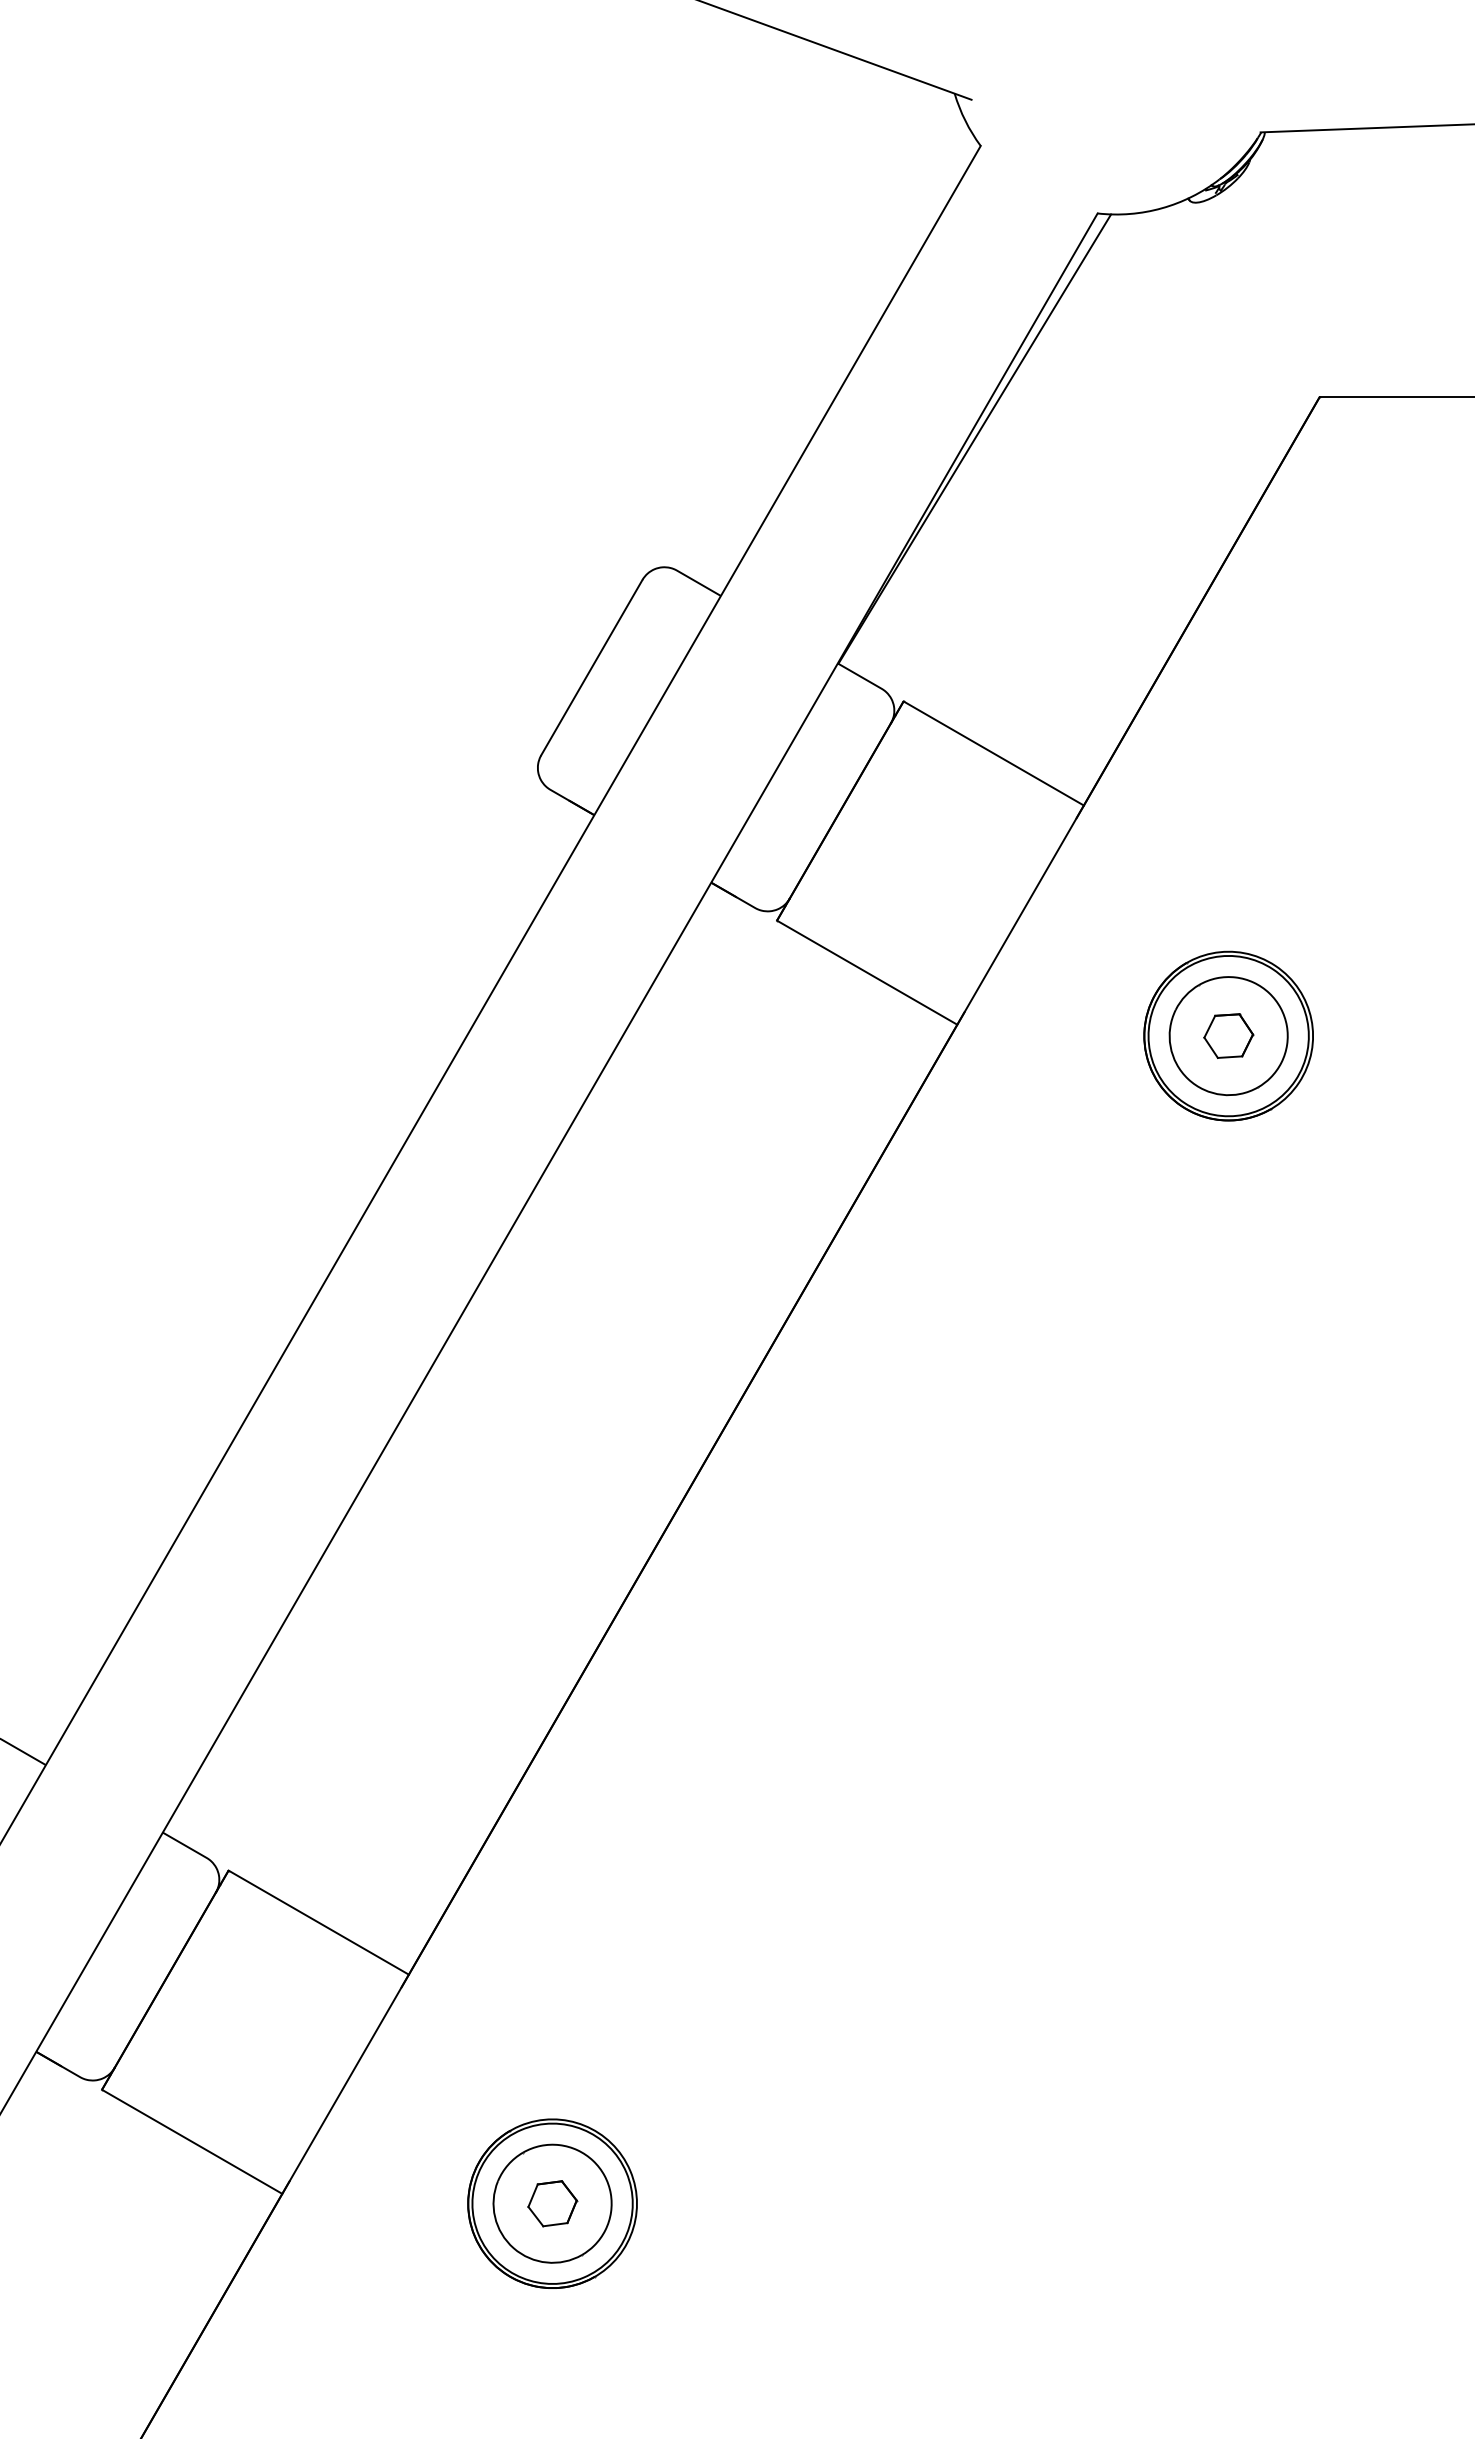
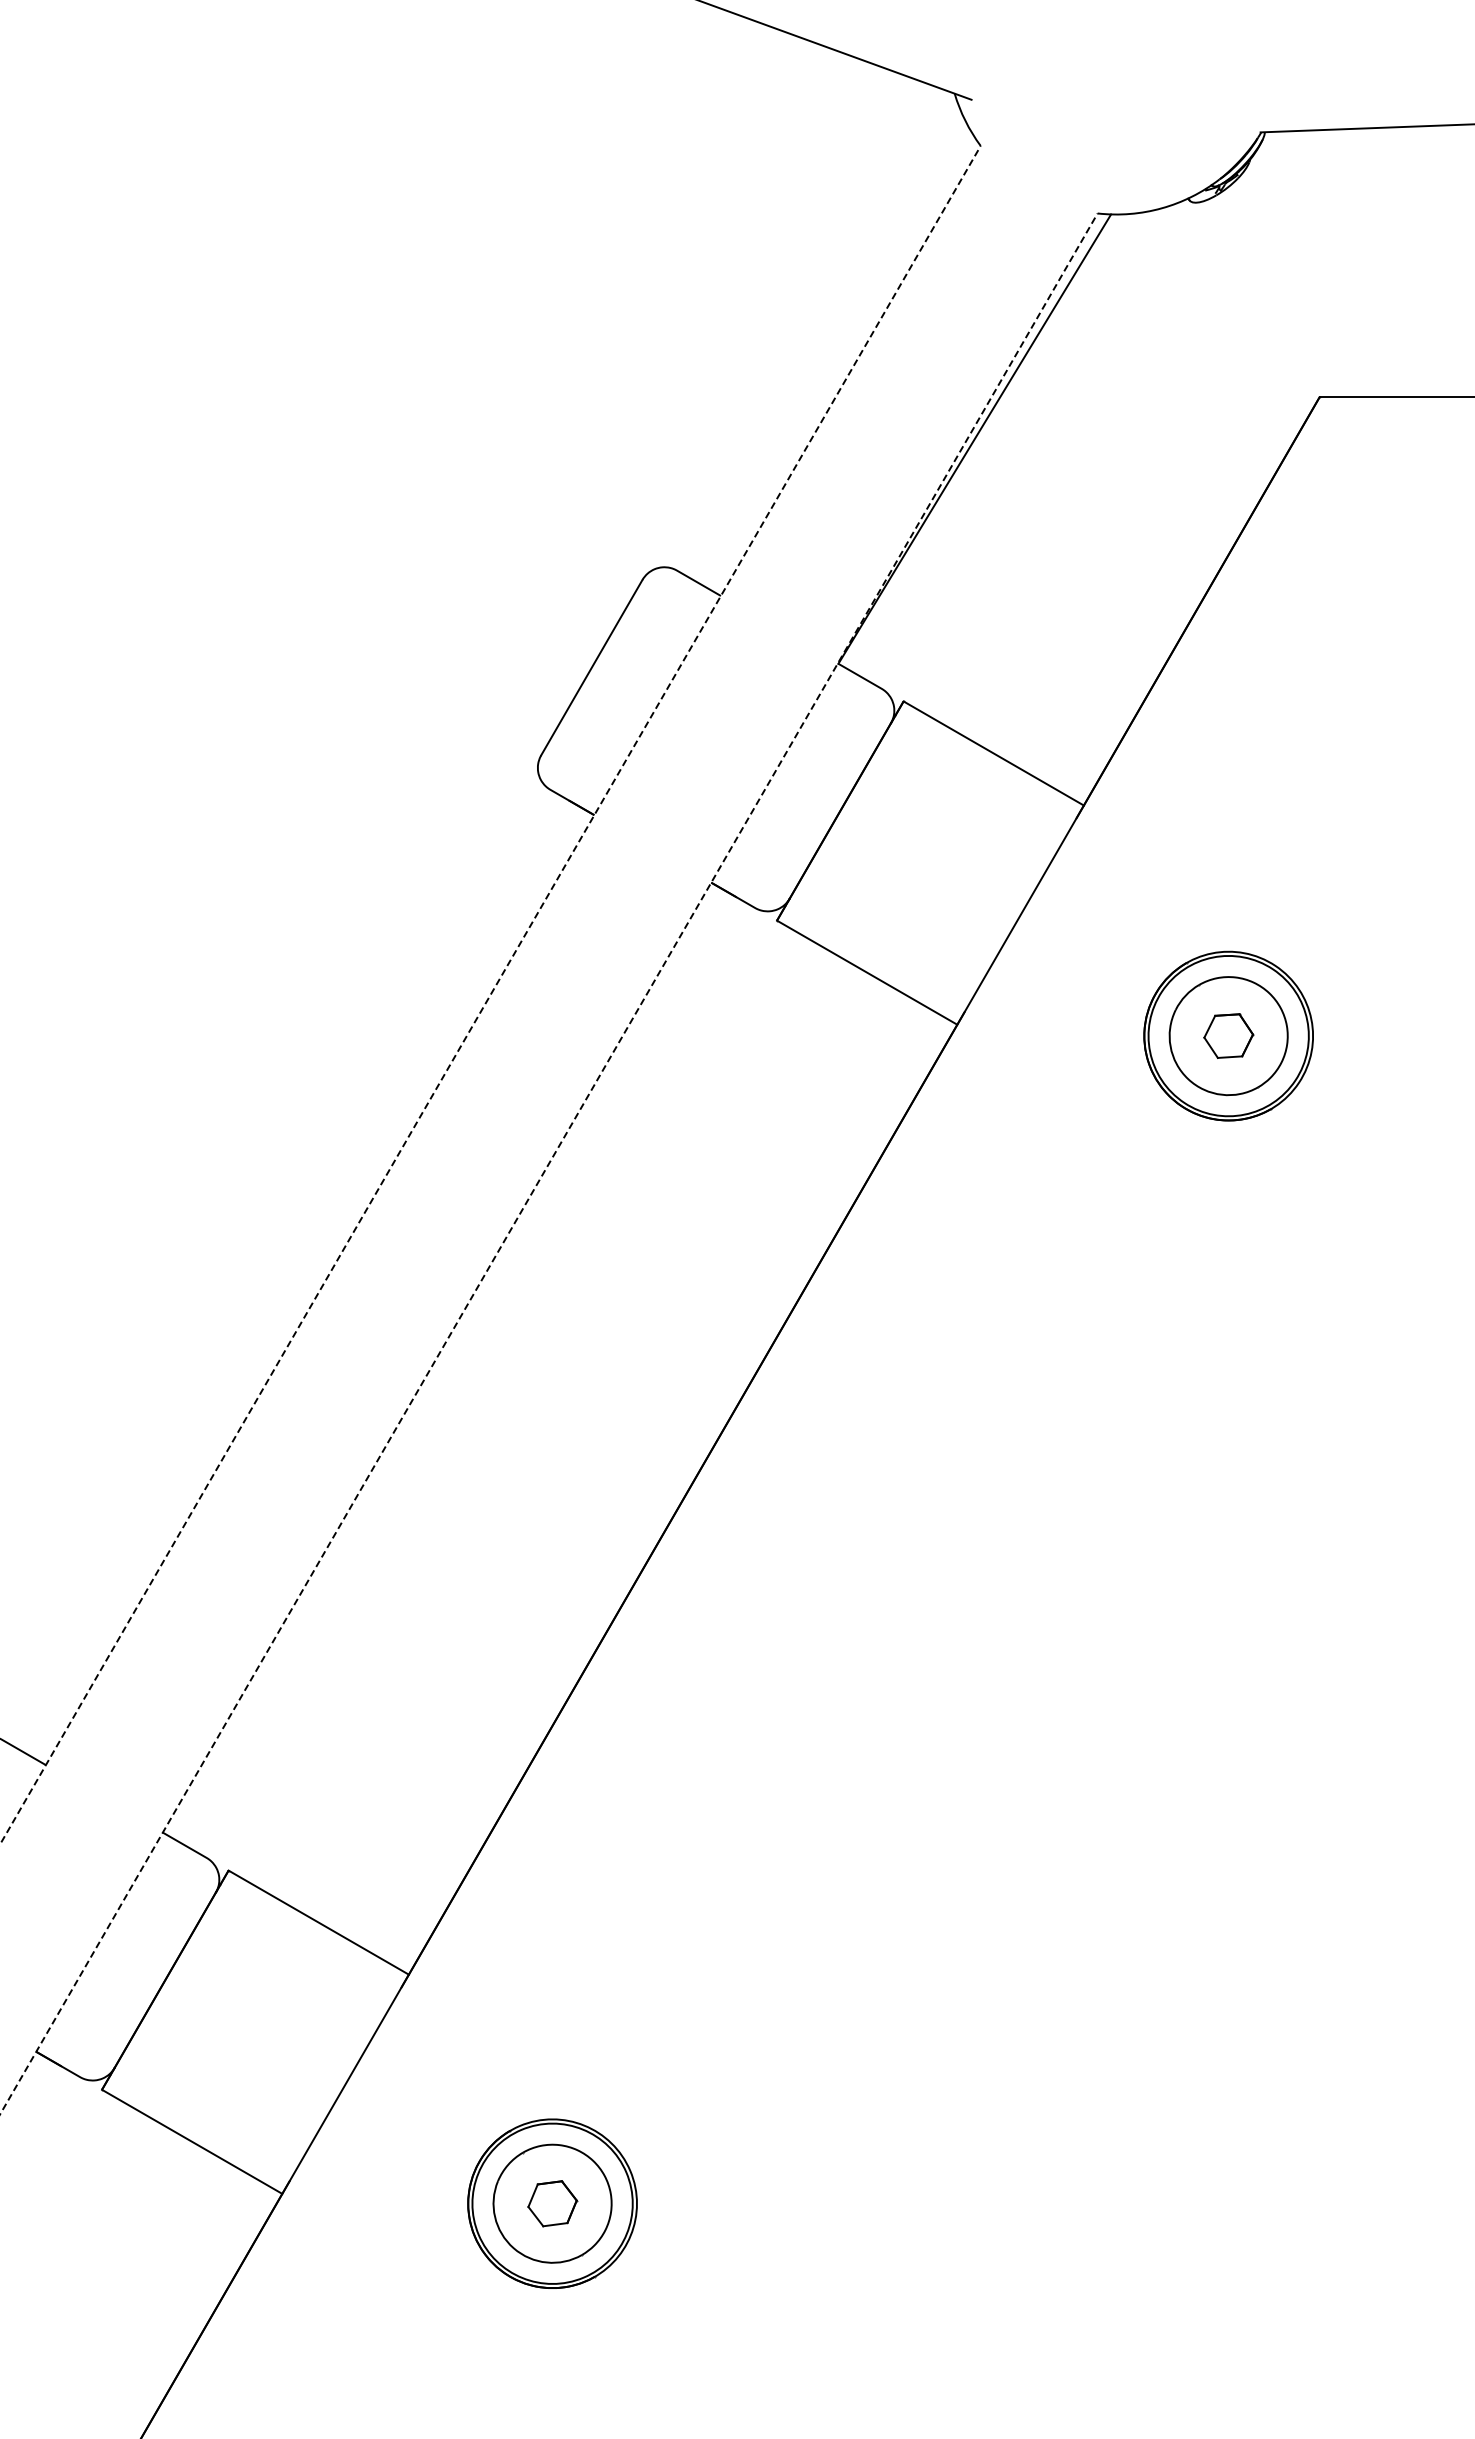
line: solid -> dashed (490, 994)
line: solid -> dashed (549, 1163)
